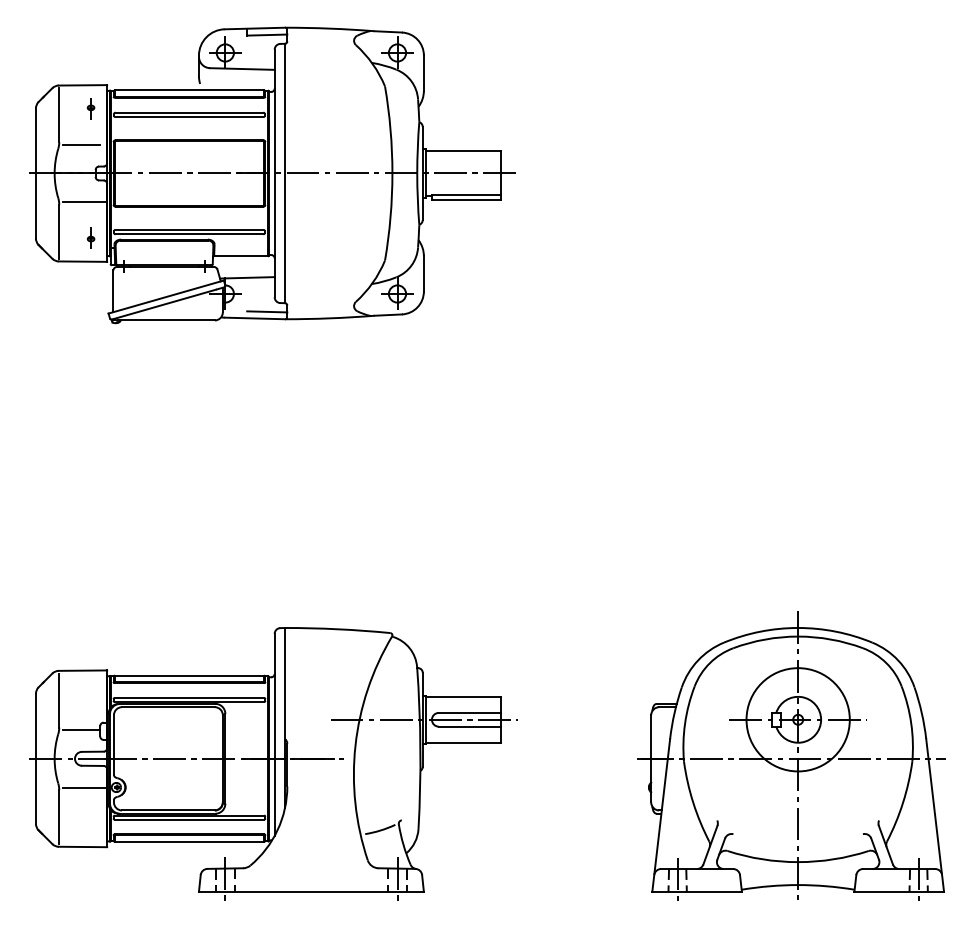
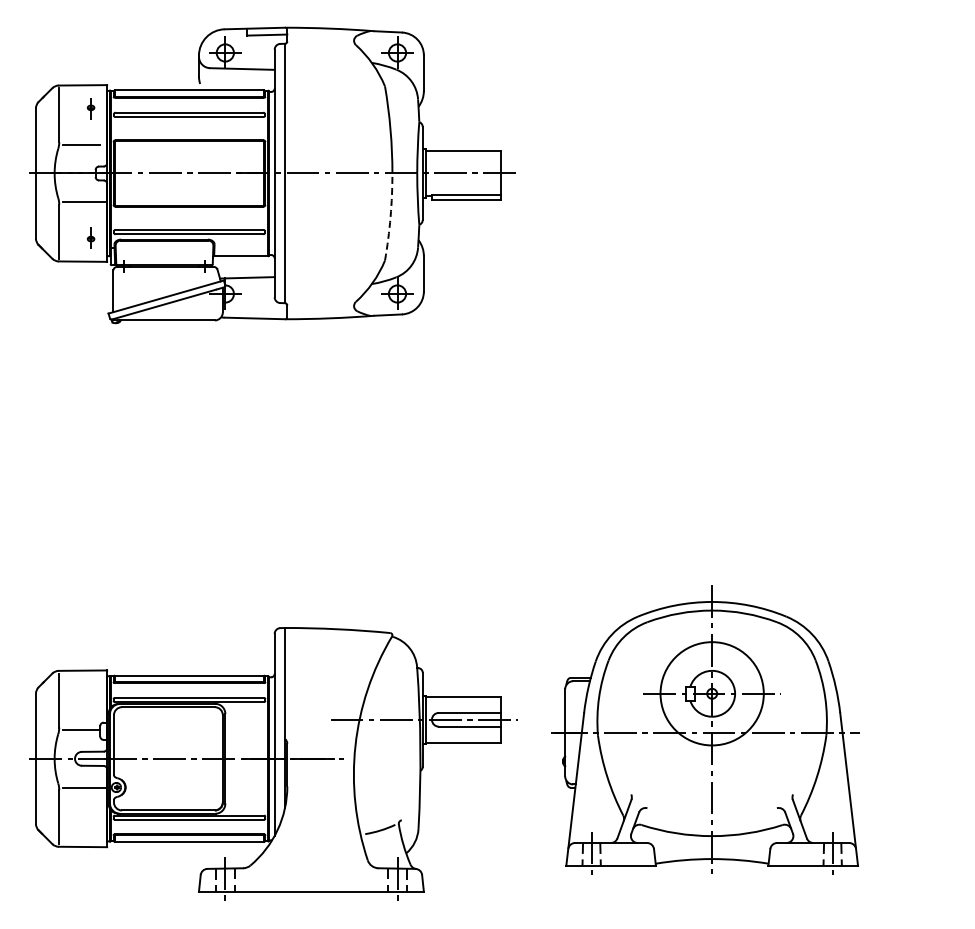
arc: solid -> dashed (390, 217)
line: present -> none (267, 311)
part position: (791, 755) -> (705, 729) (705, 729)
